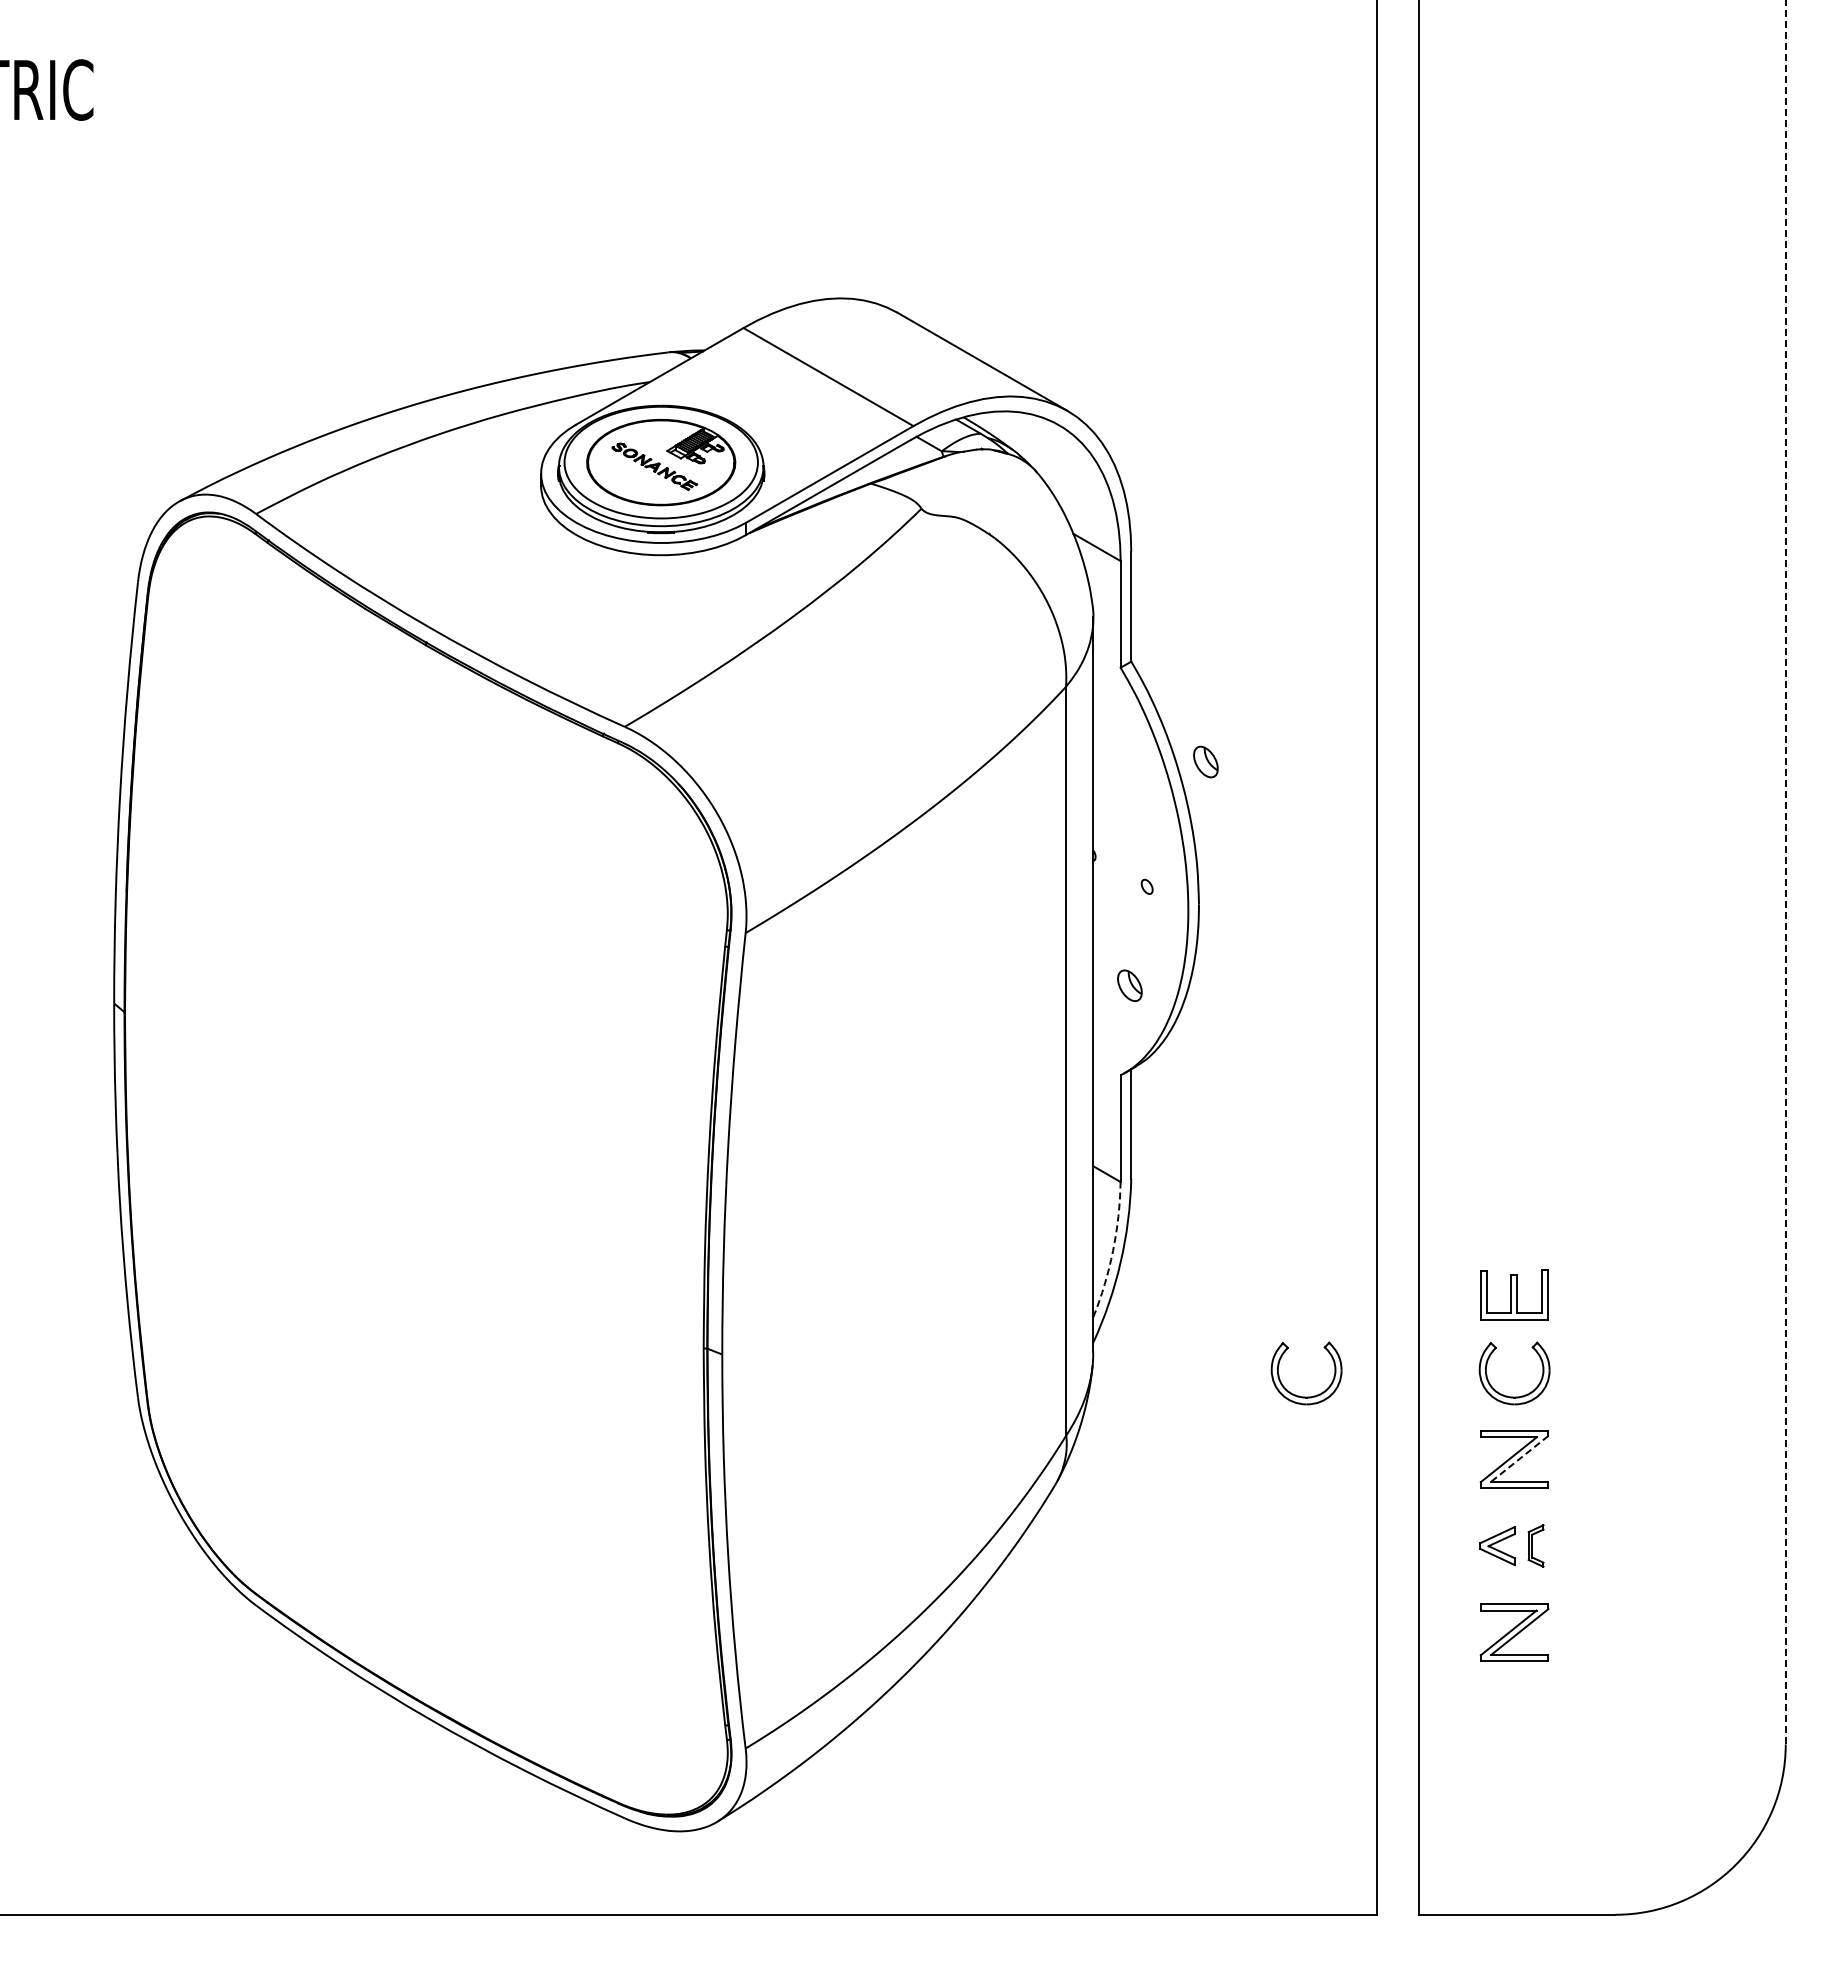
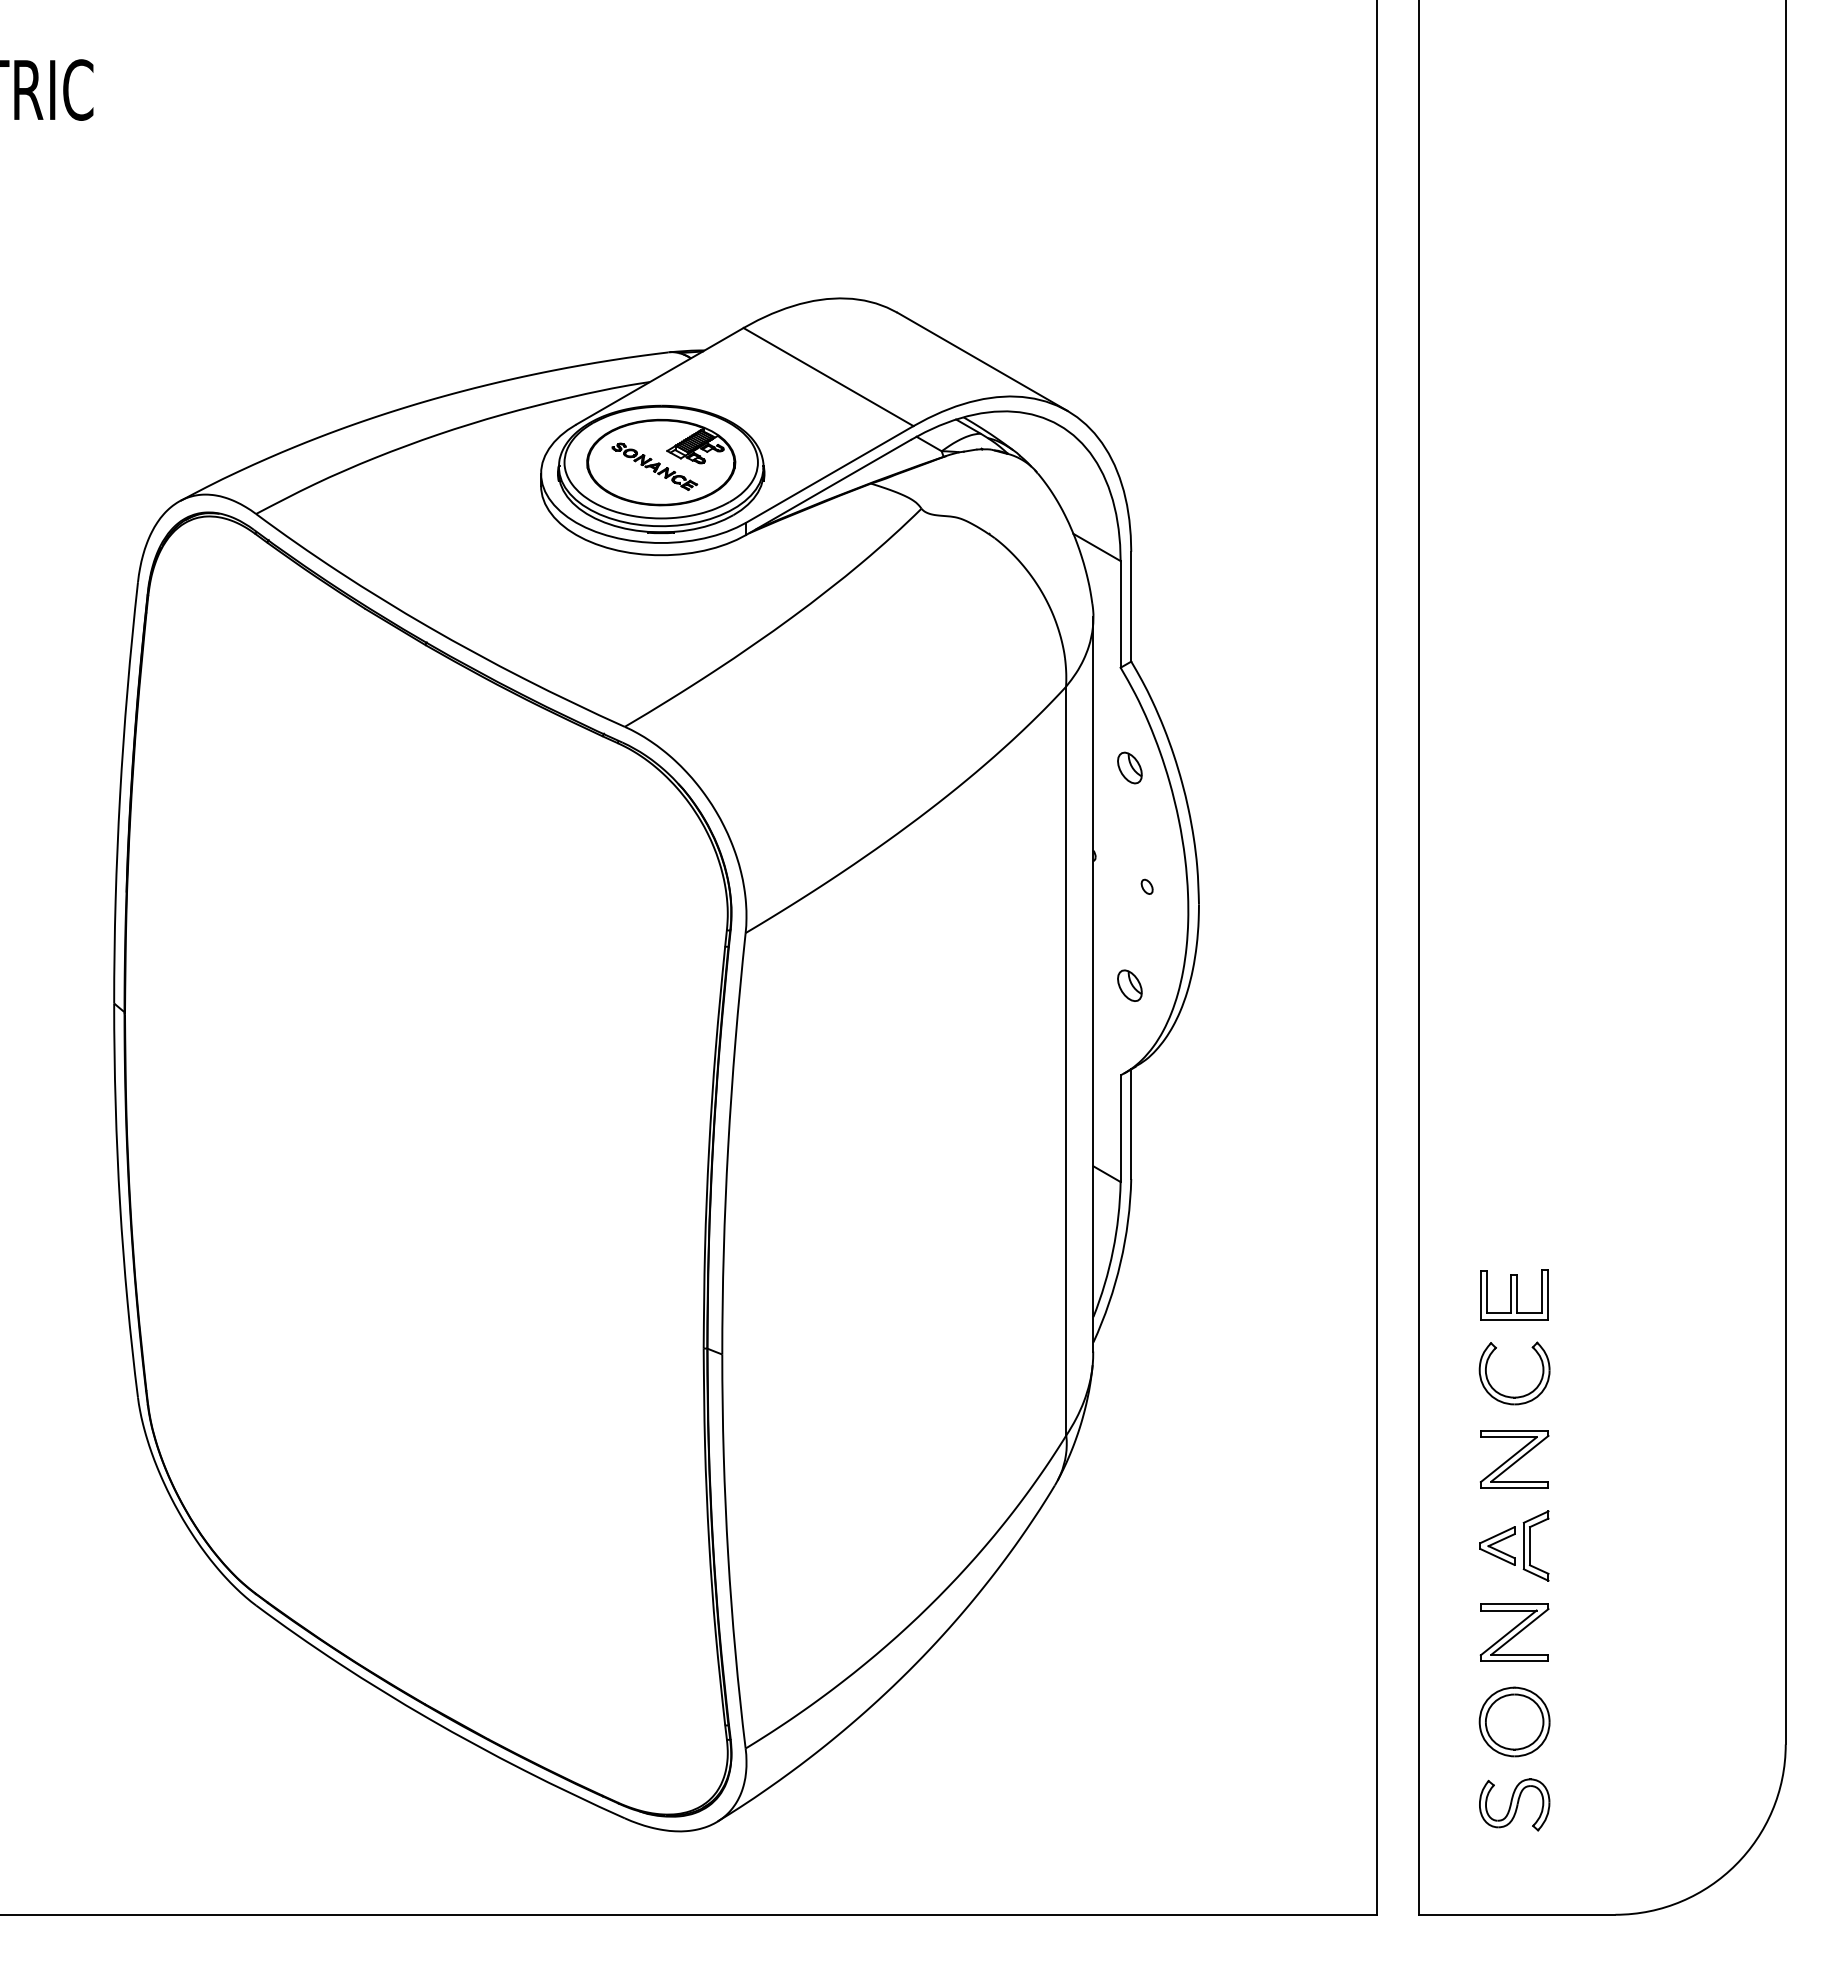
part position: (1205, 761) -> (1129, 767) (1129, 767)
line: dashed -> solid (1785, 872)
arc: dashed -> solid (1113, 1250)
part: present -> none (1306, 1396)
line: dashed -> solid (1519, 1458)
part size: 18x44 px -> 28x72 px (1535, 1545)
part: none -> present (1514, 1721)
part: none -> present (1514, 1804)
